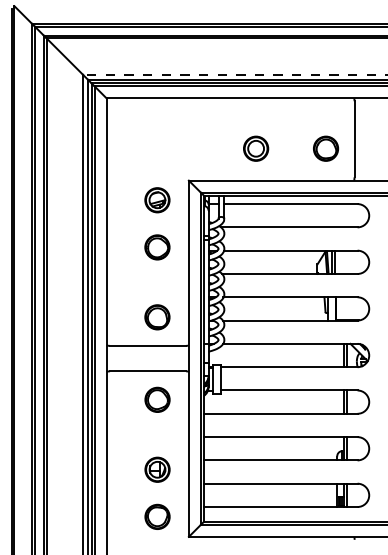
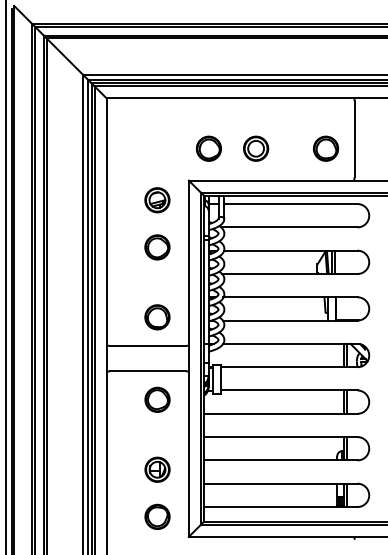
line: dashed -> solid (235, 74)
part: none -> present (208, 148)
line: none -> present (5, 276)
